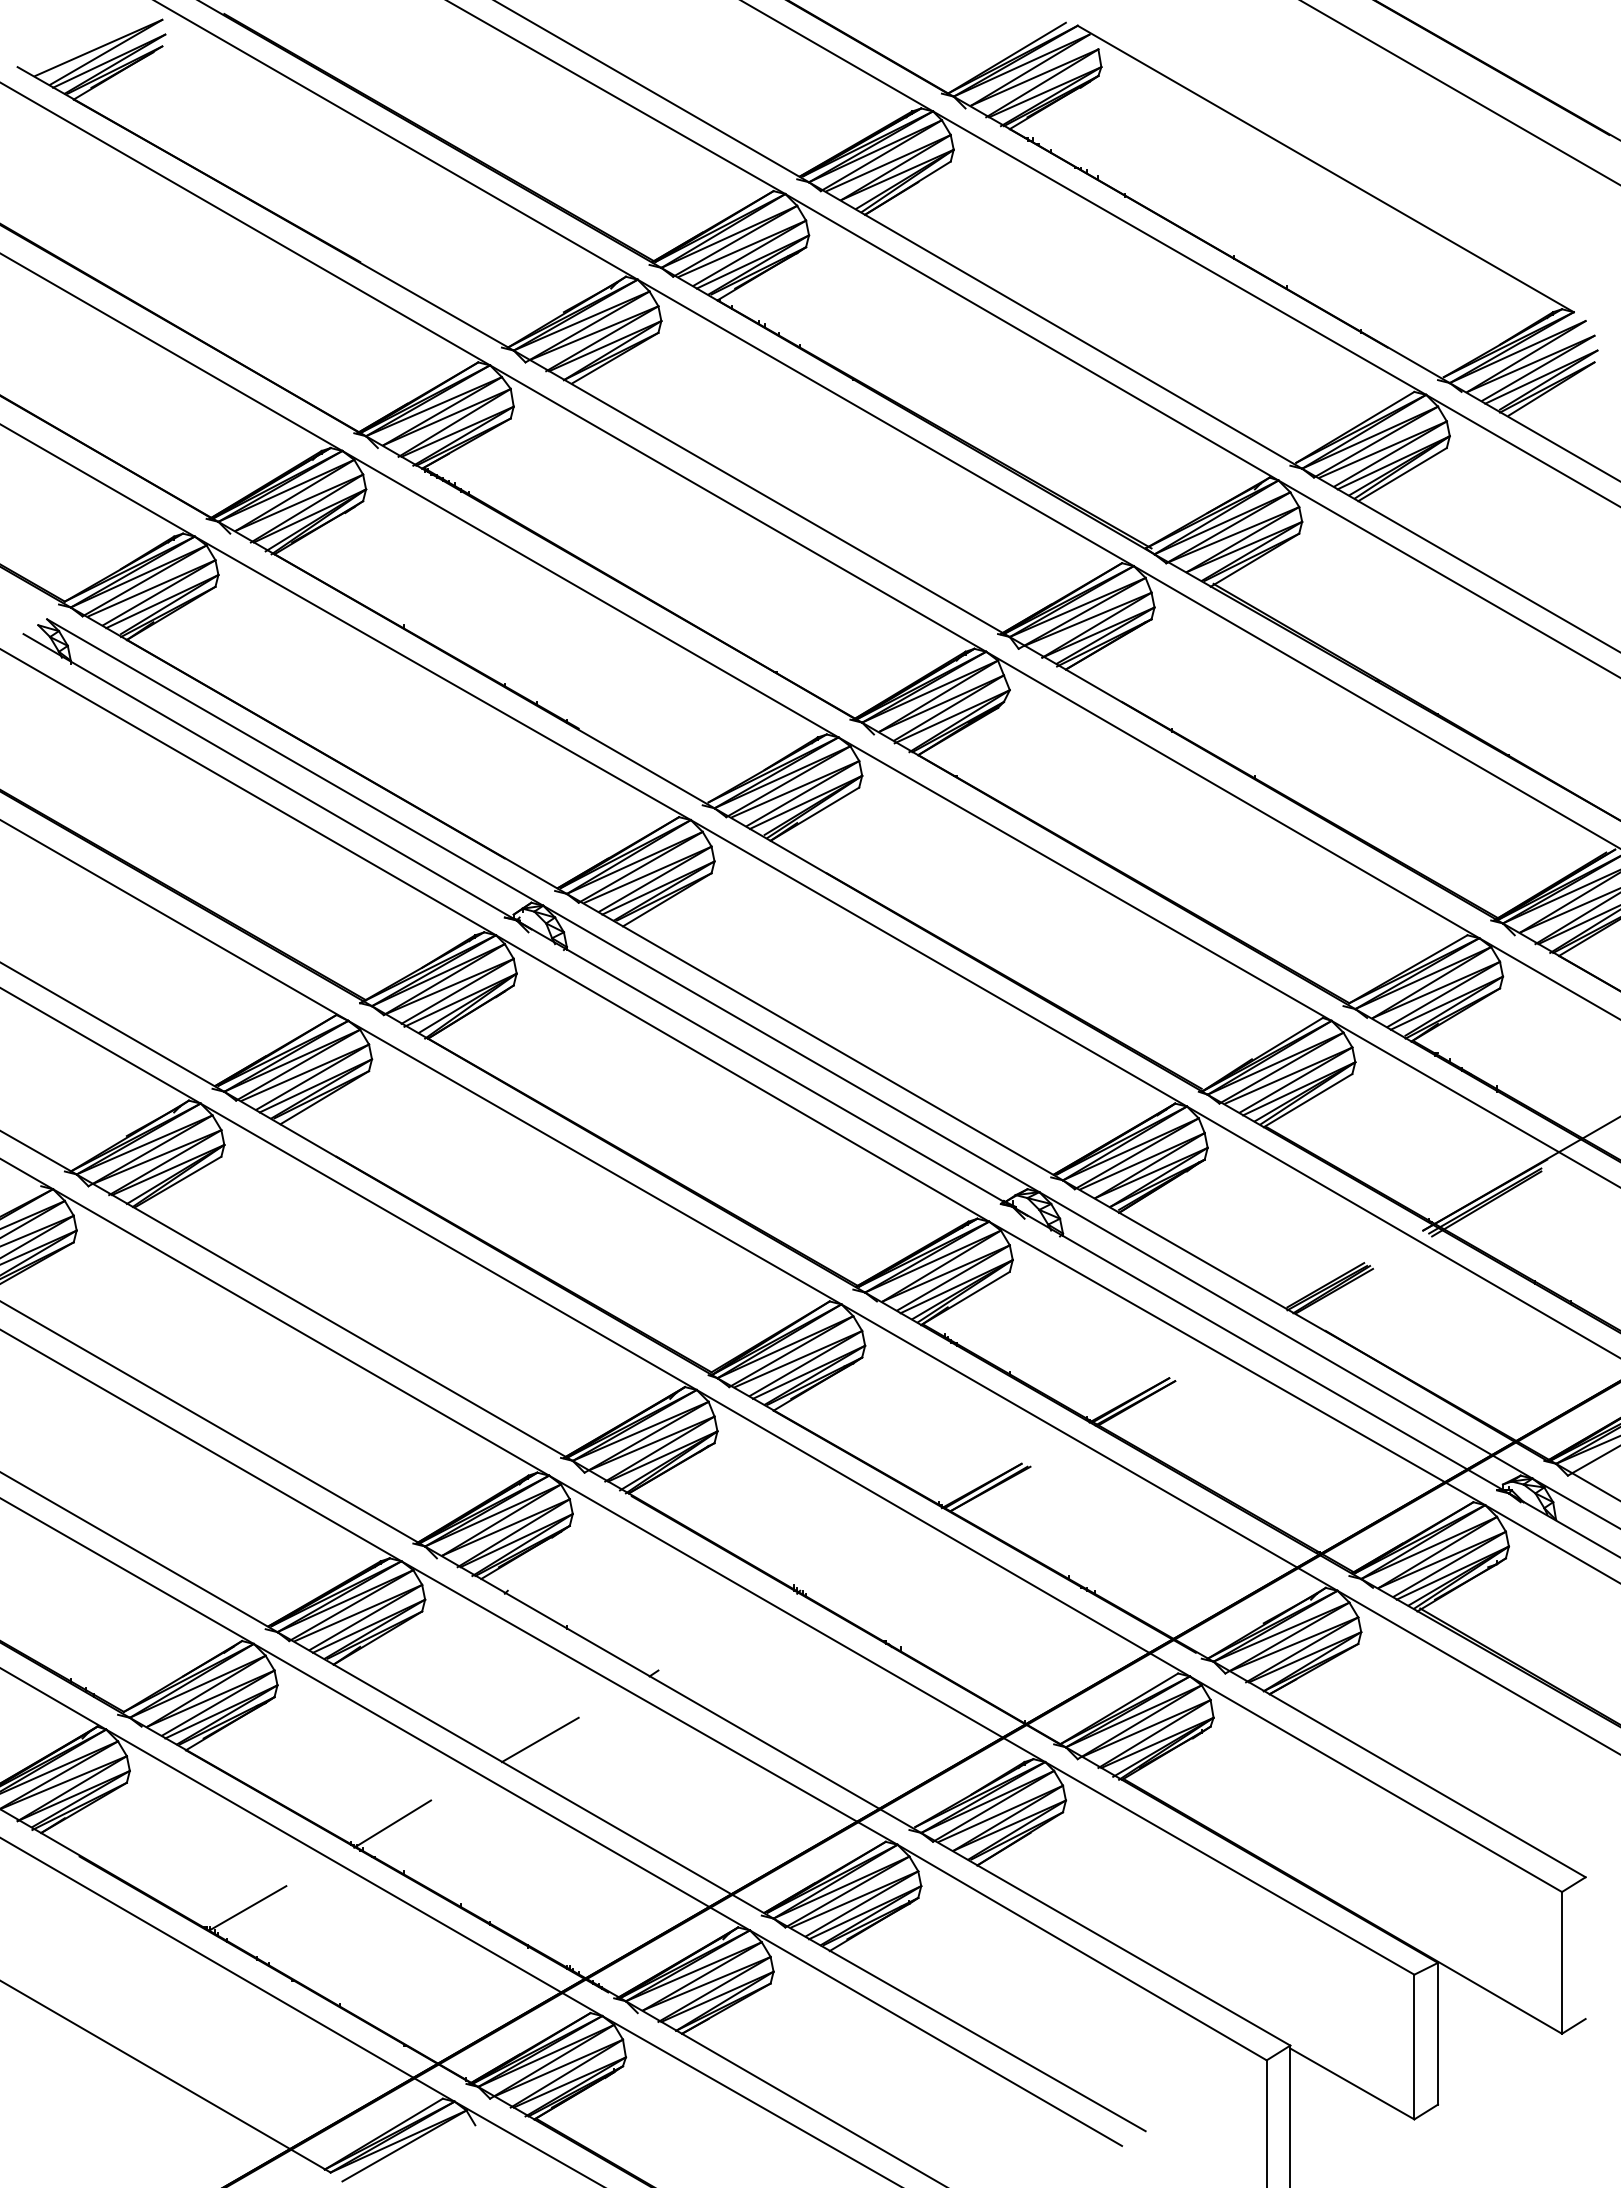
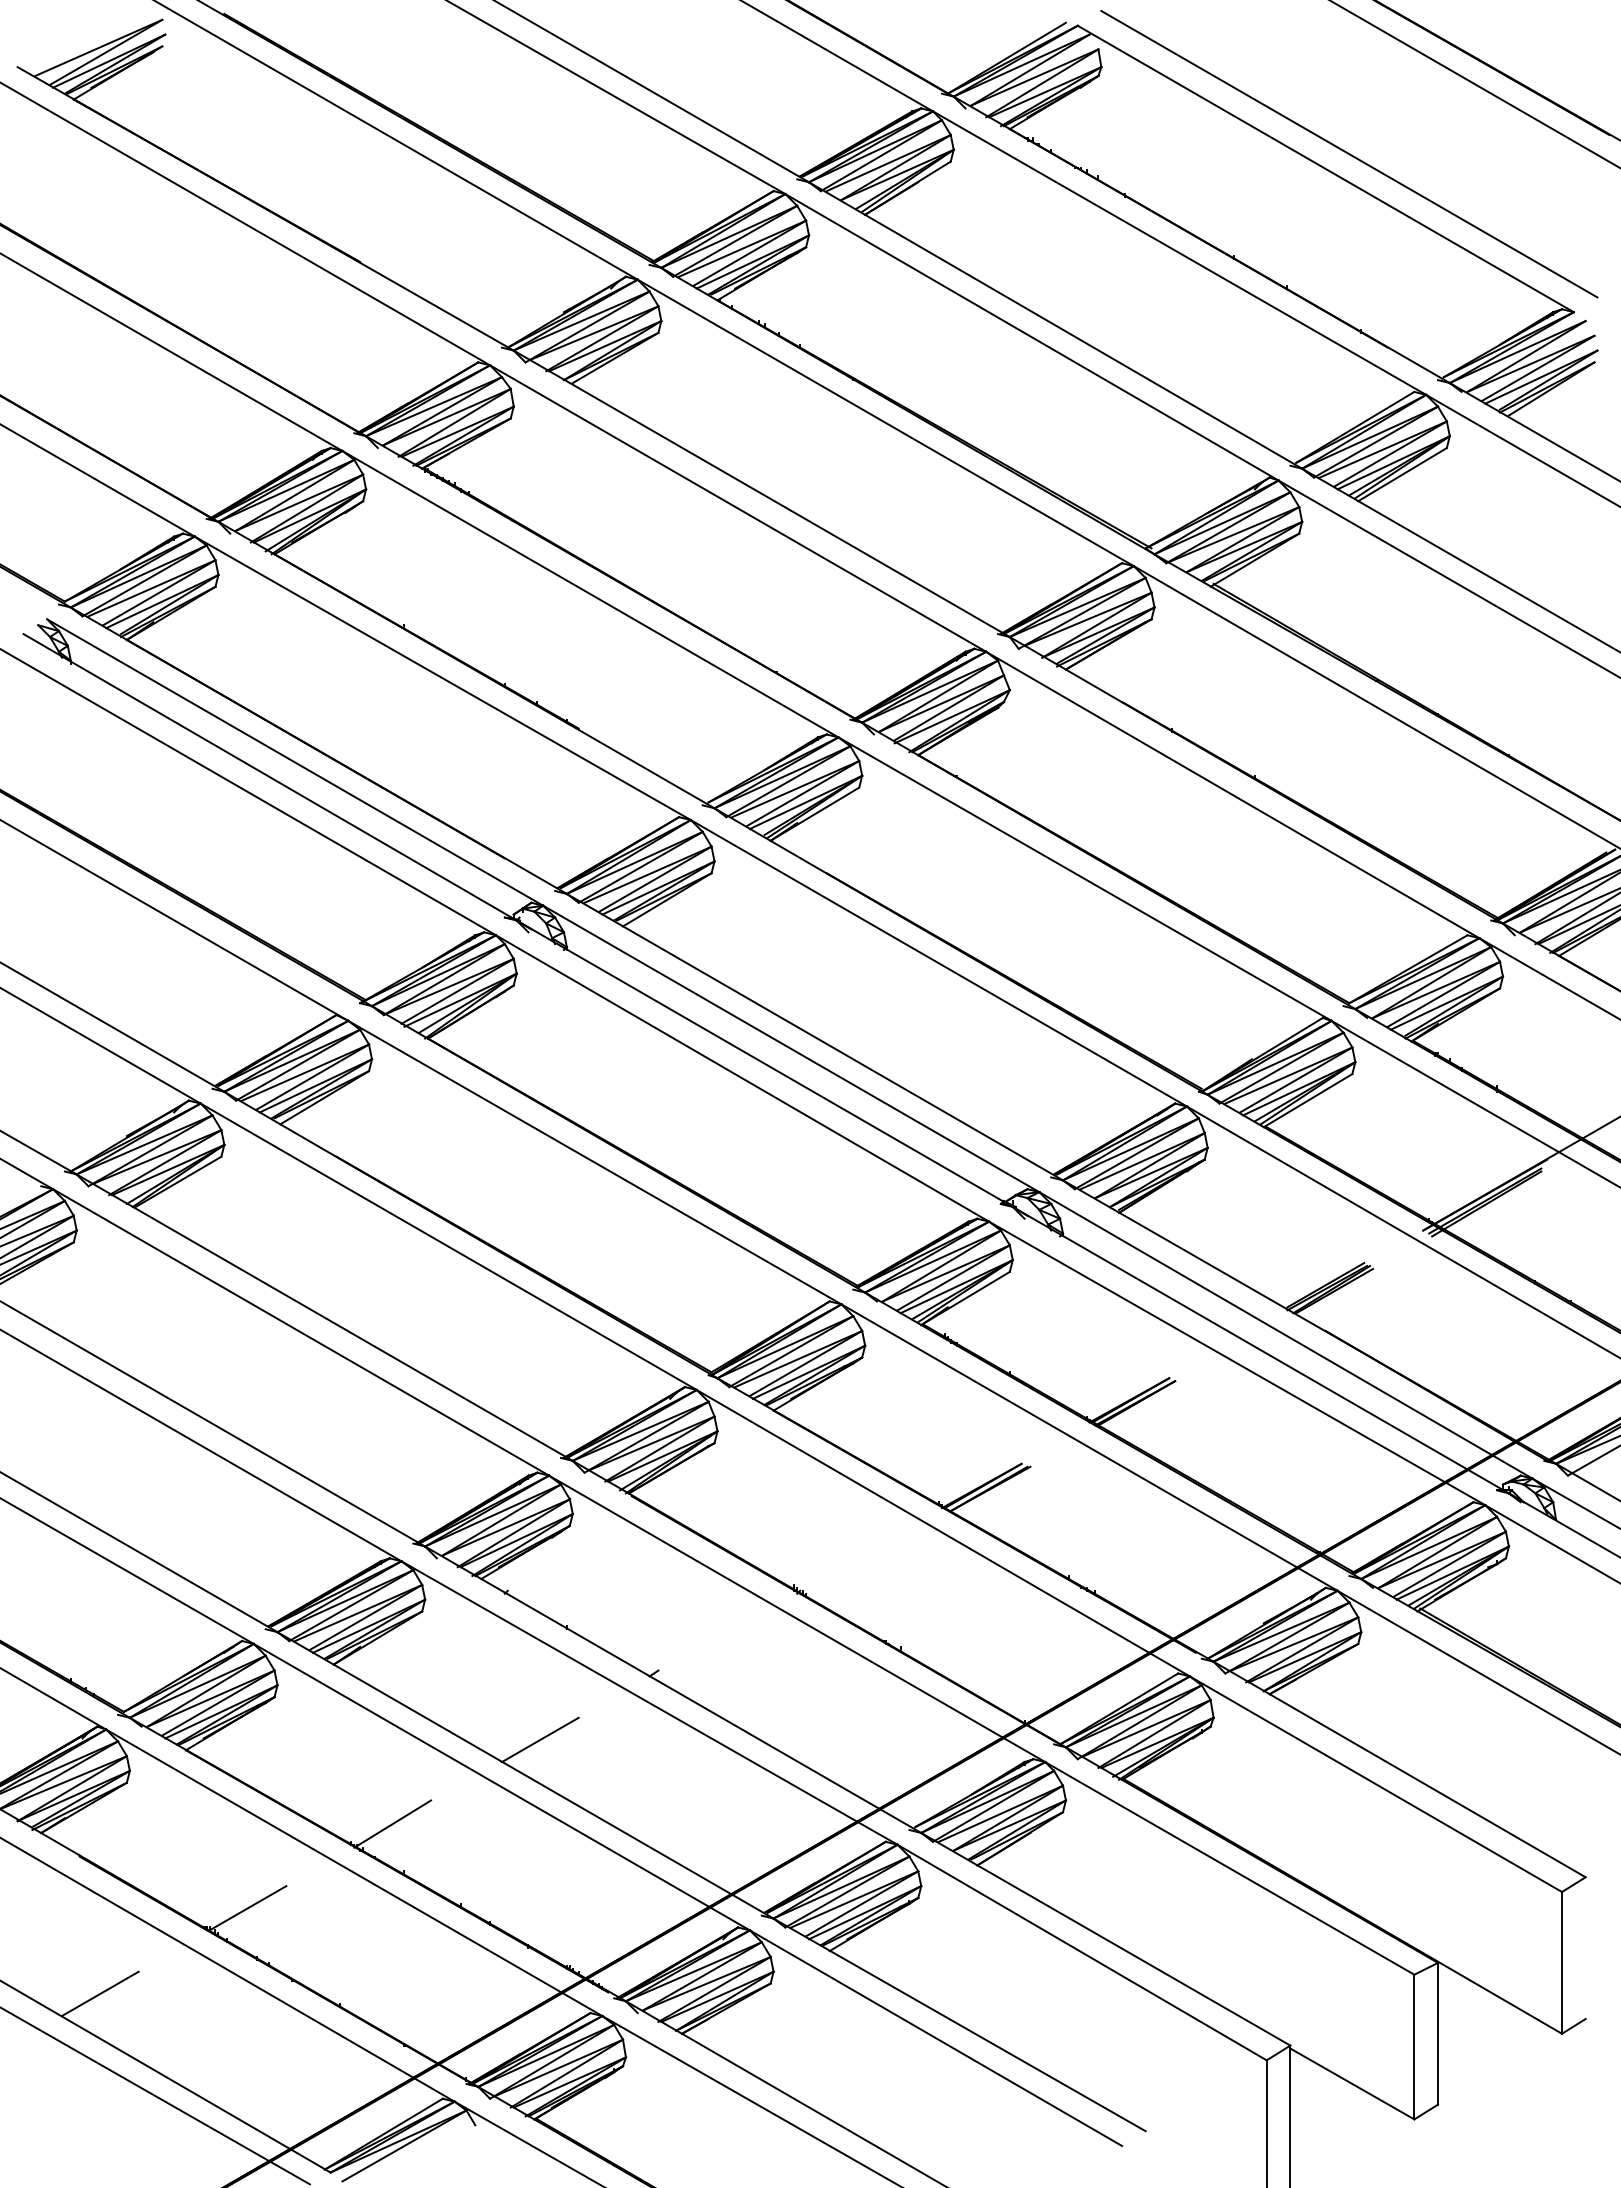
line position: (1460, 92) -> (1474, 84) (1474, 84)
line: none -> present (1349, 154)
line: none -> present (99, 1993)
line: none -> present (155, 2096)
